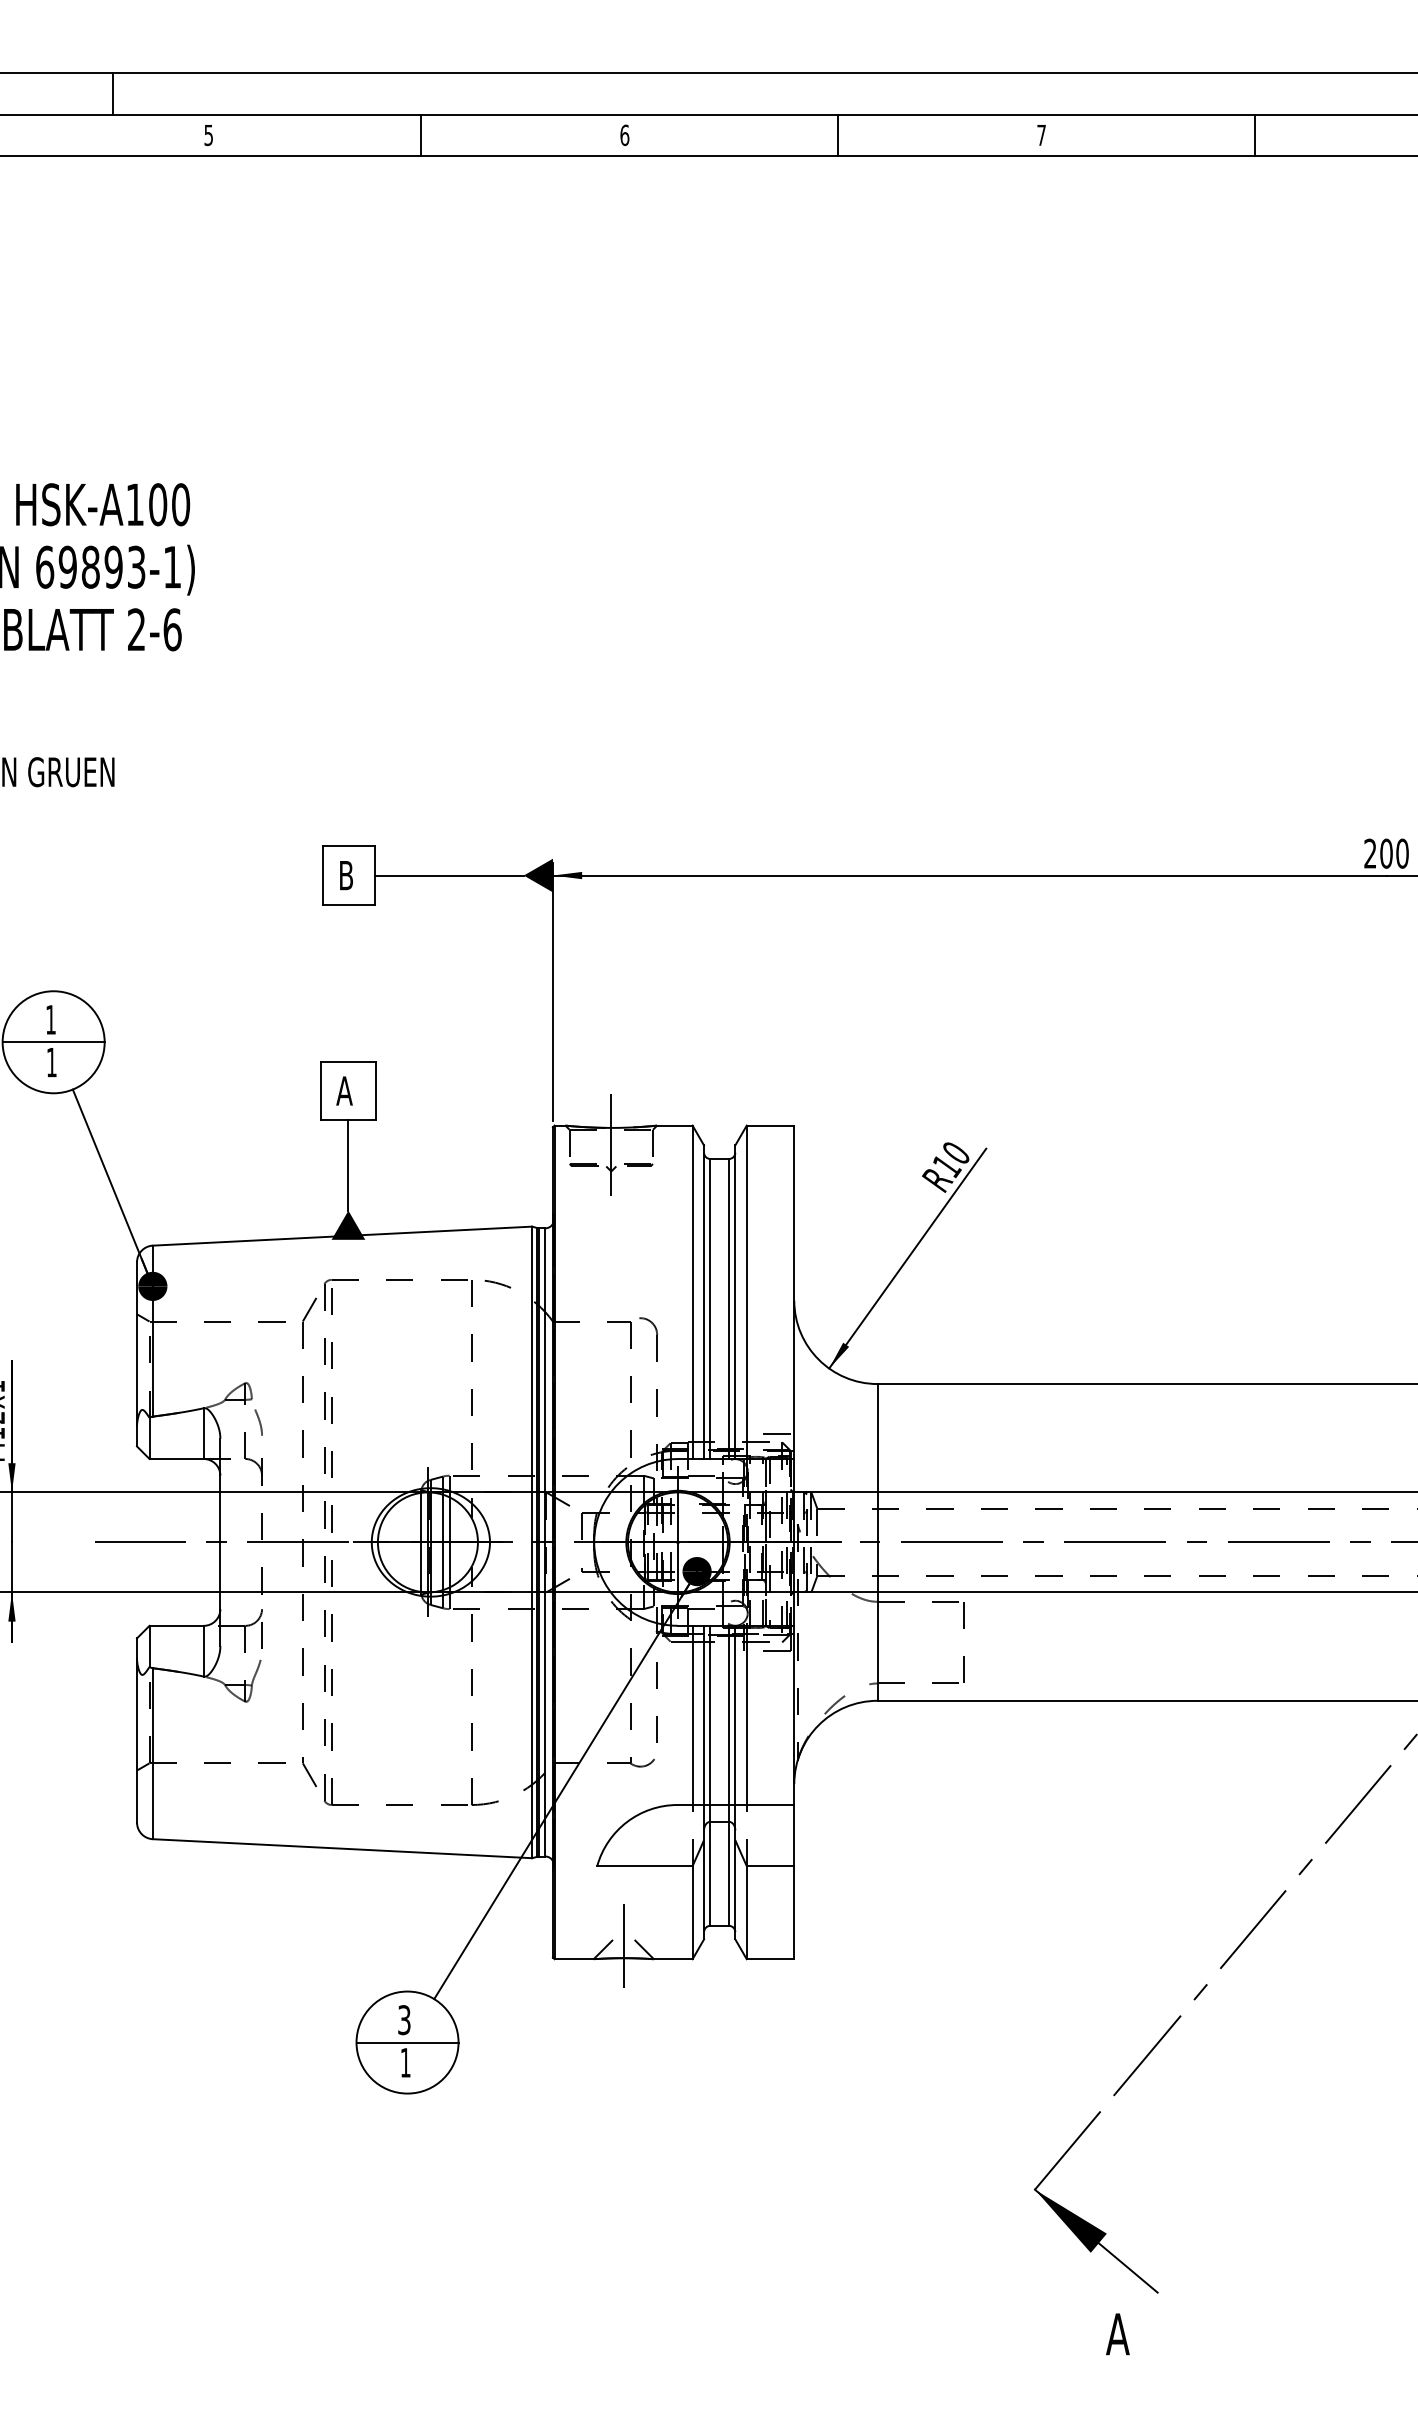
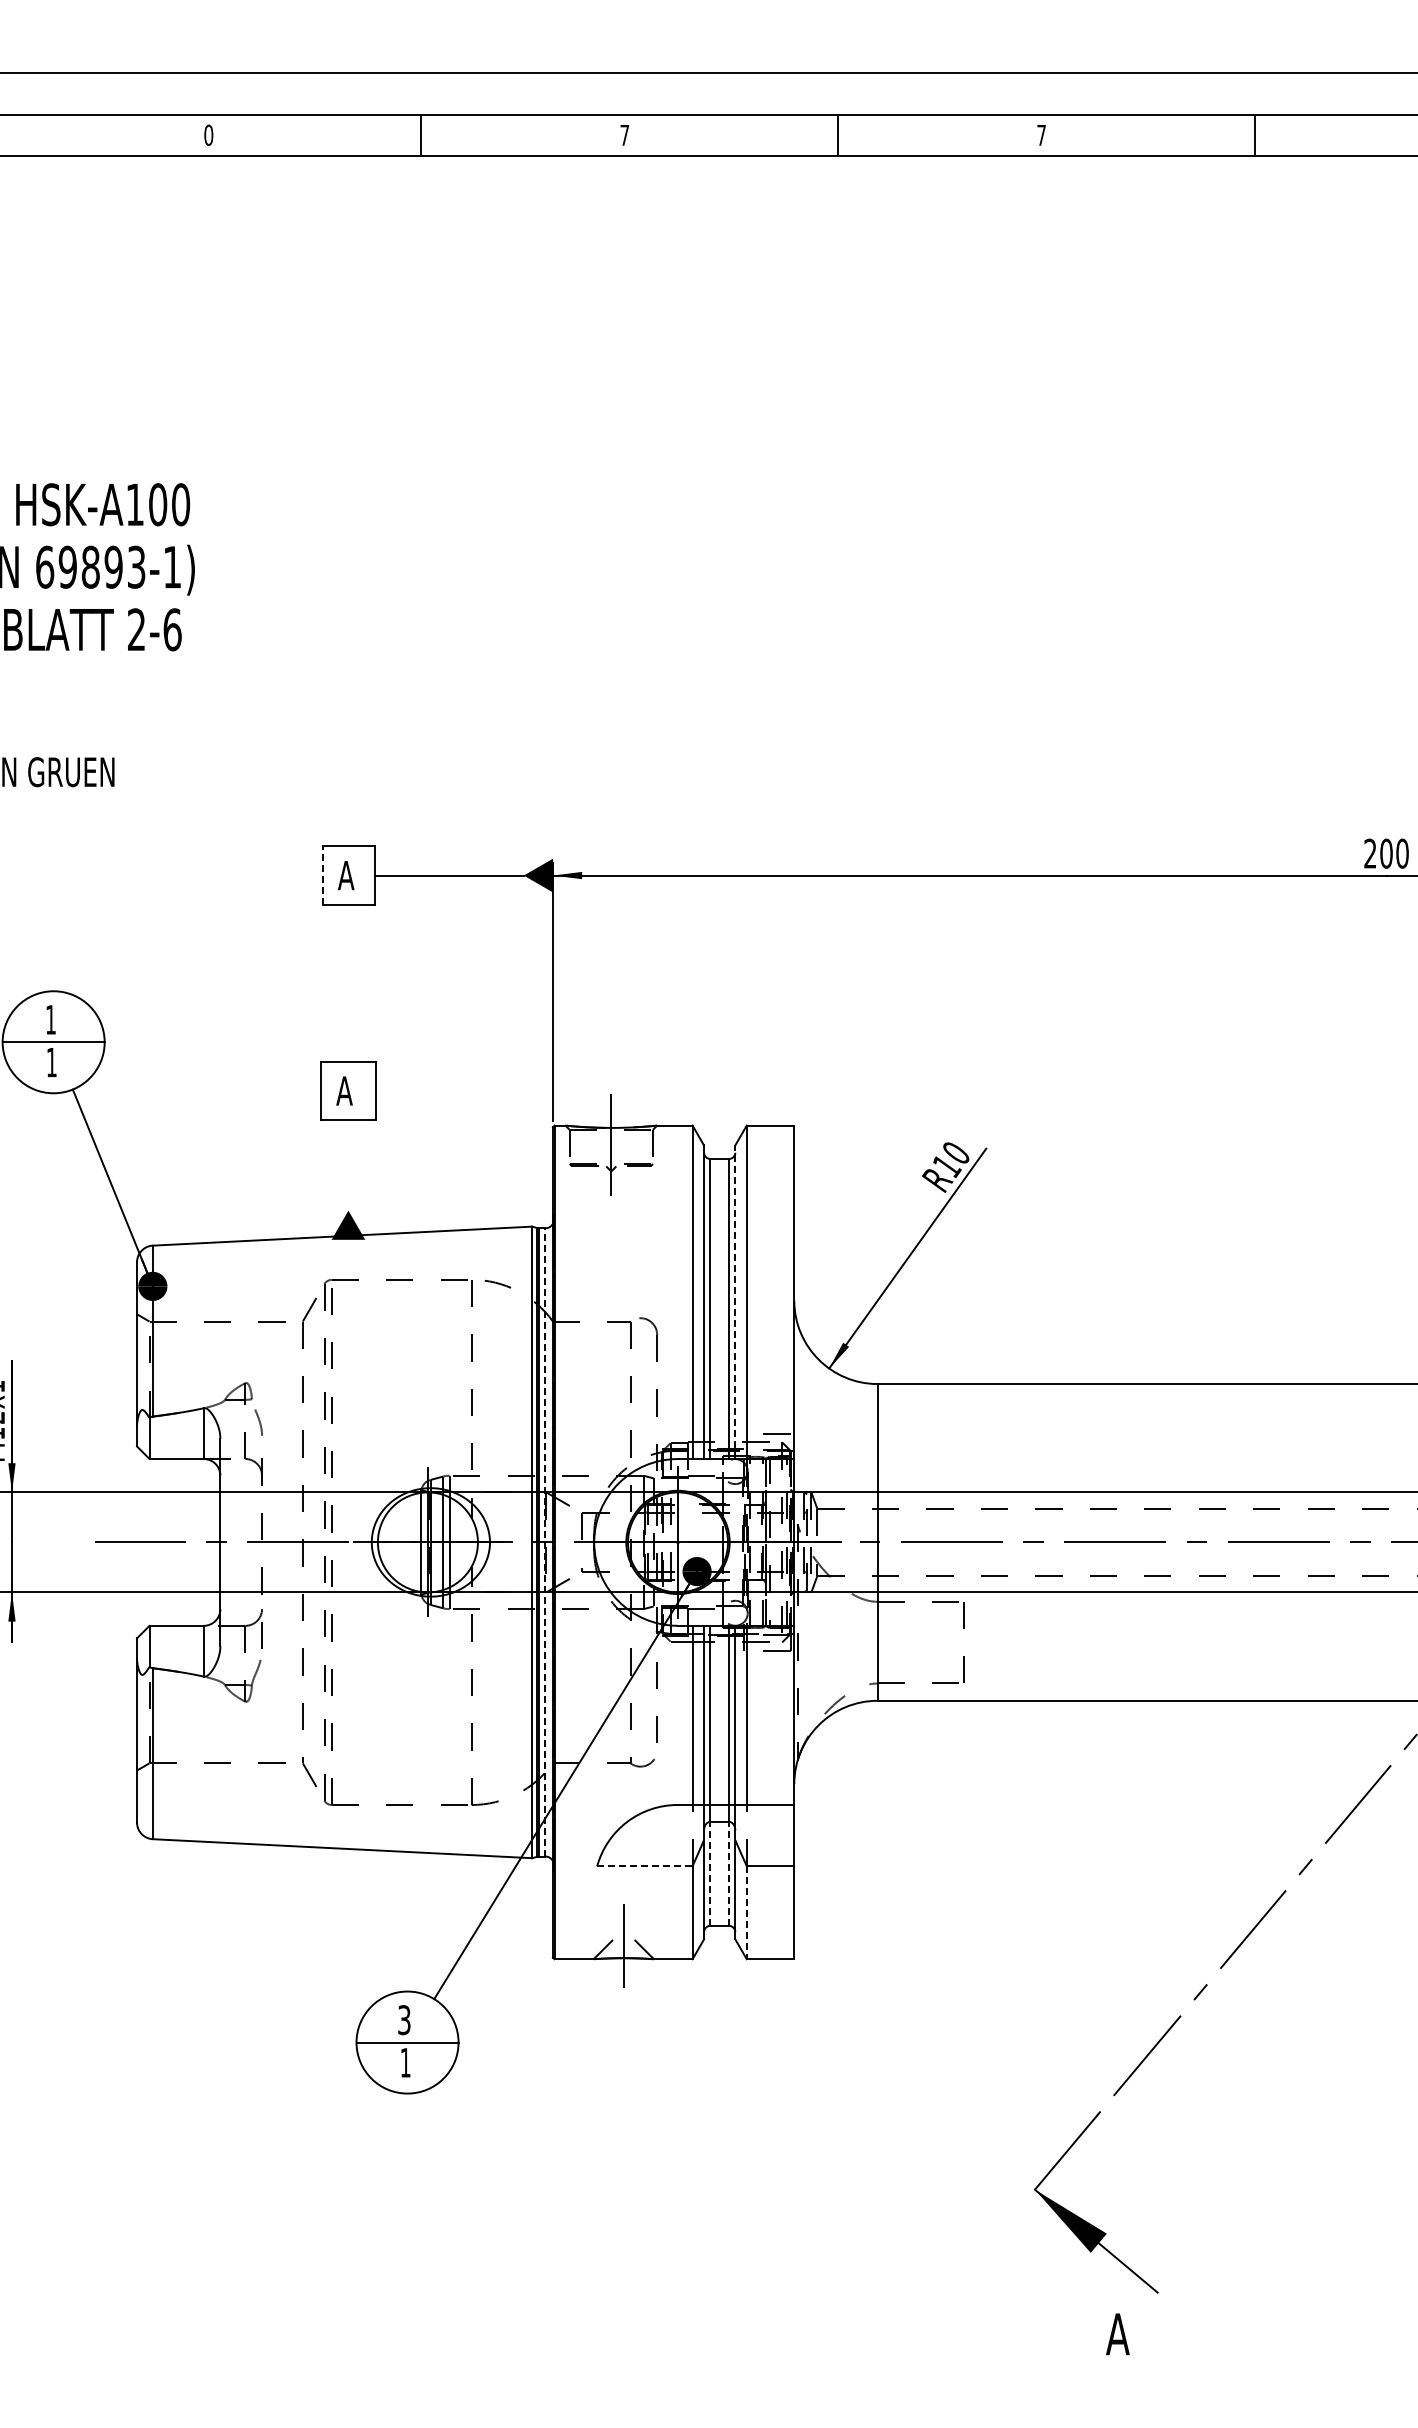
line: present -> none (112, 93)
text: 5 -> 0 (208, 135)
text: 6 -> 7 (624, 135)
line: solid -> dashed (323, 875)
text: B -> A (346, 875)
line: present -> none (348, 1165)
line: solid -> dashed (735, 1302)
line: solid -> dashed (545, 1541)
line: solid -> dashed (644, 1866)
line: solid -> dashed (710, 1873)
line: solid -> dashed (729, 1873)
line: solid -> dashed (746, 1912)
